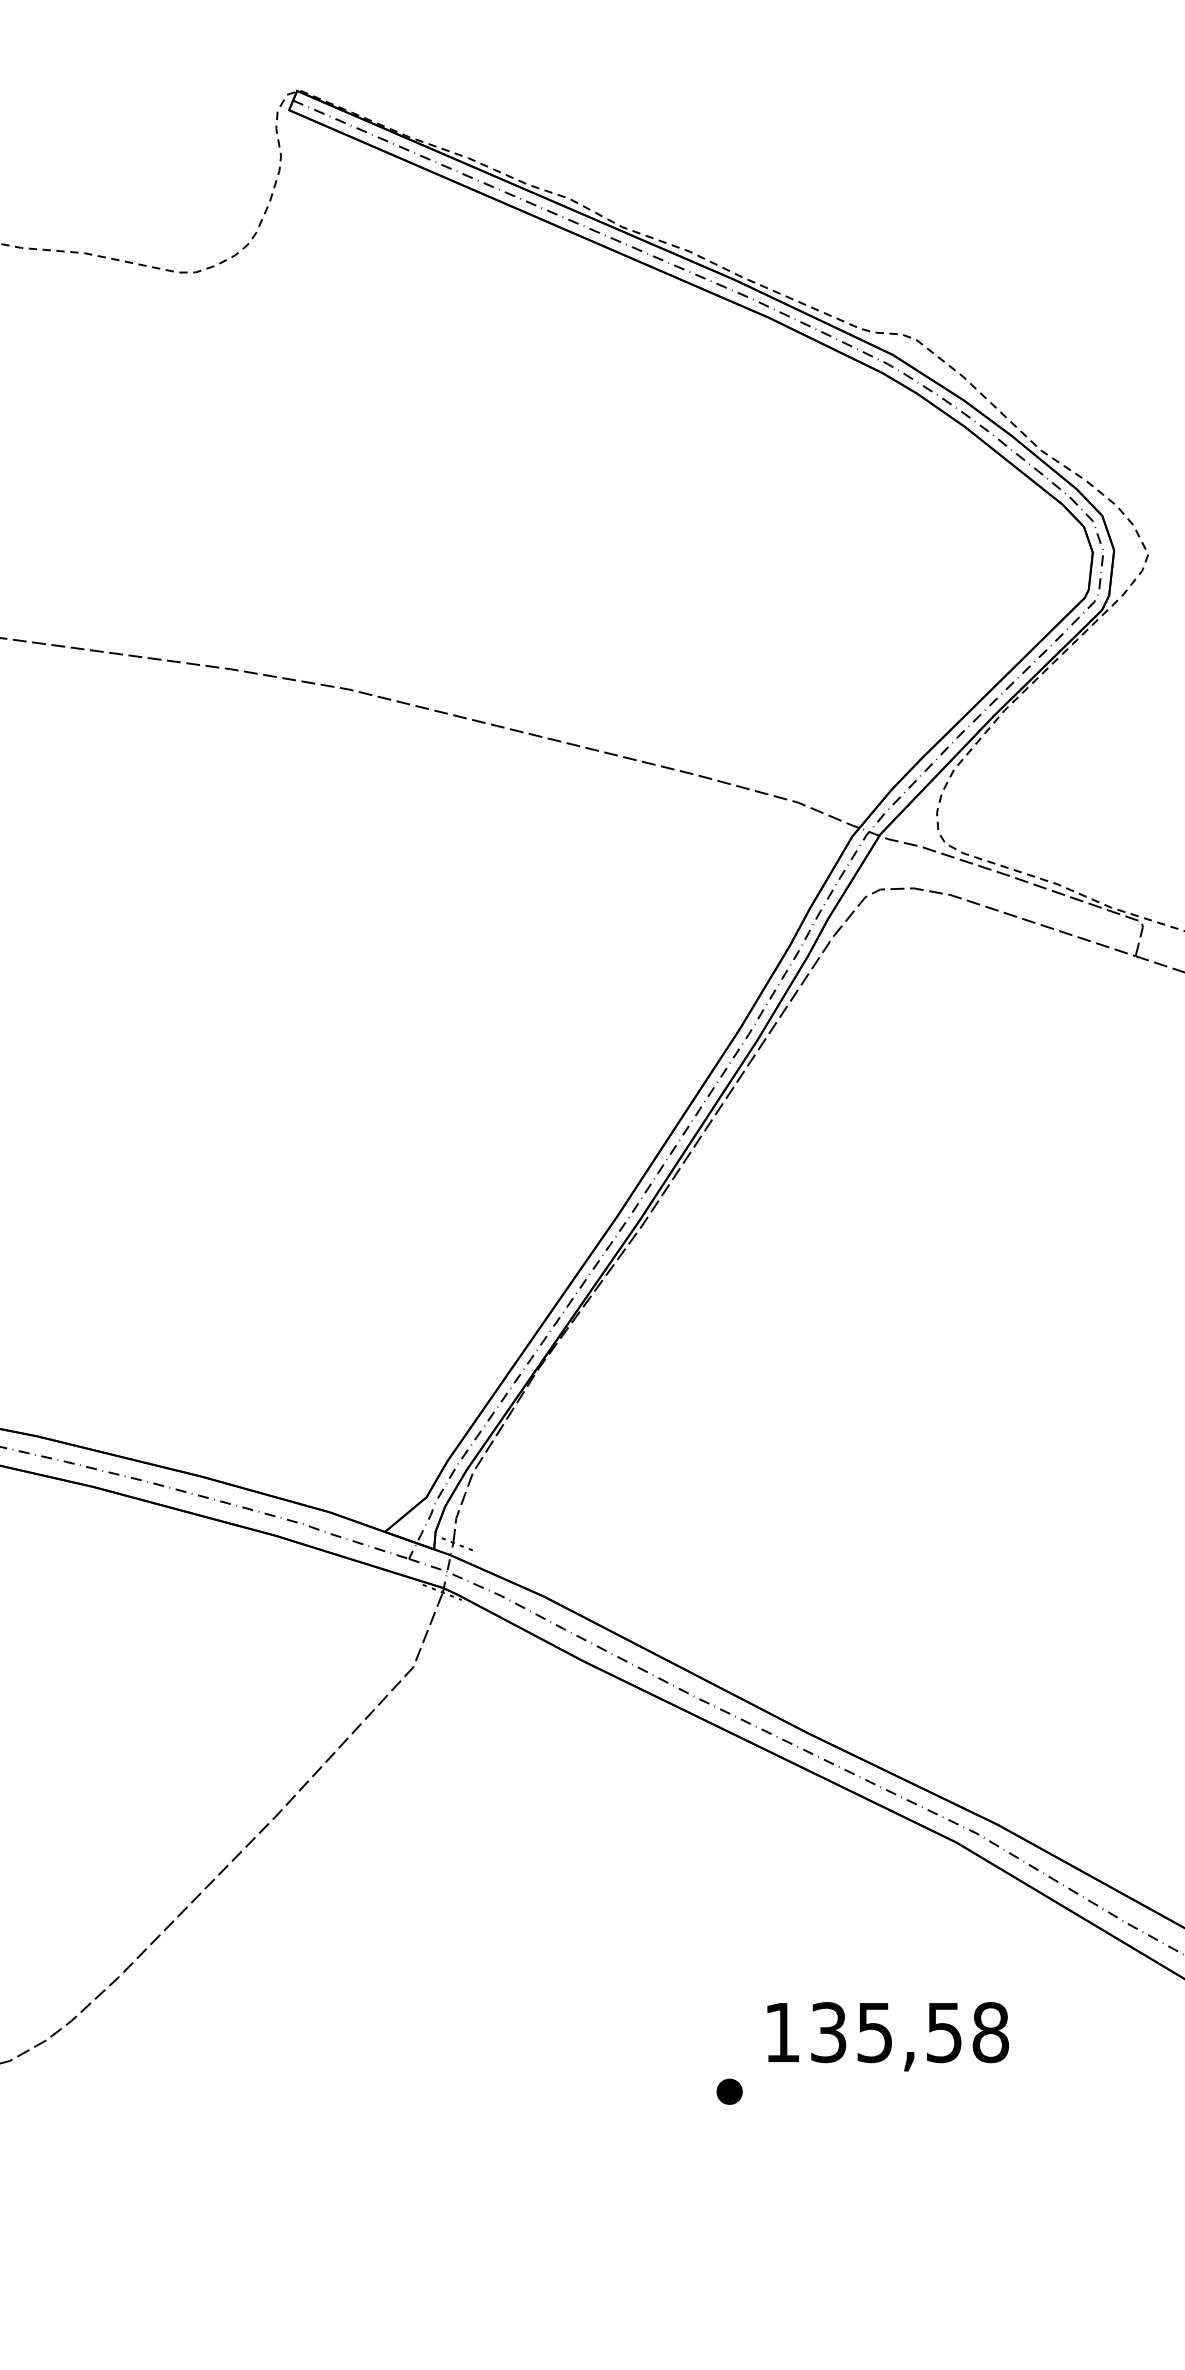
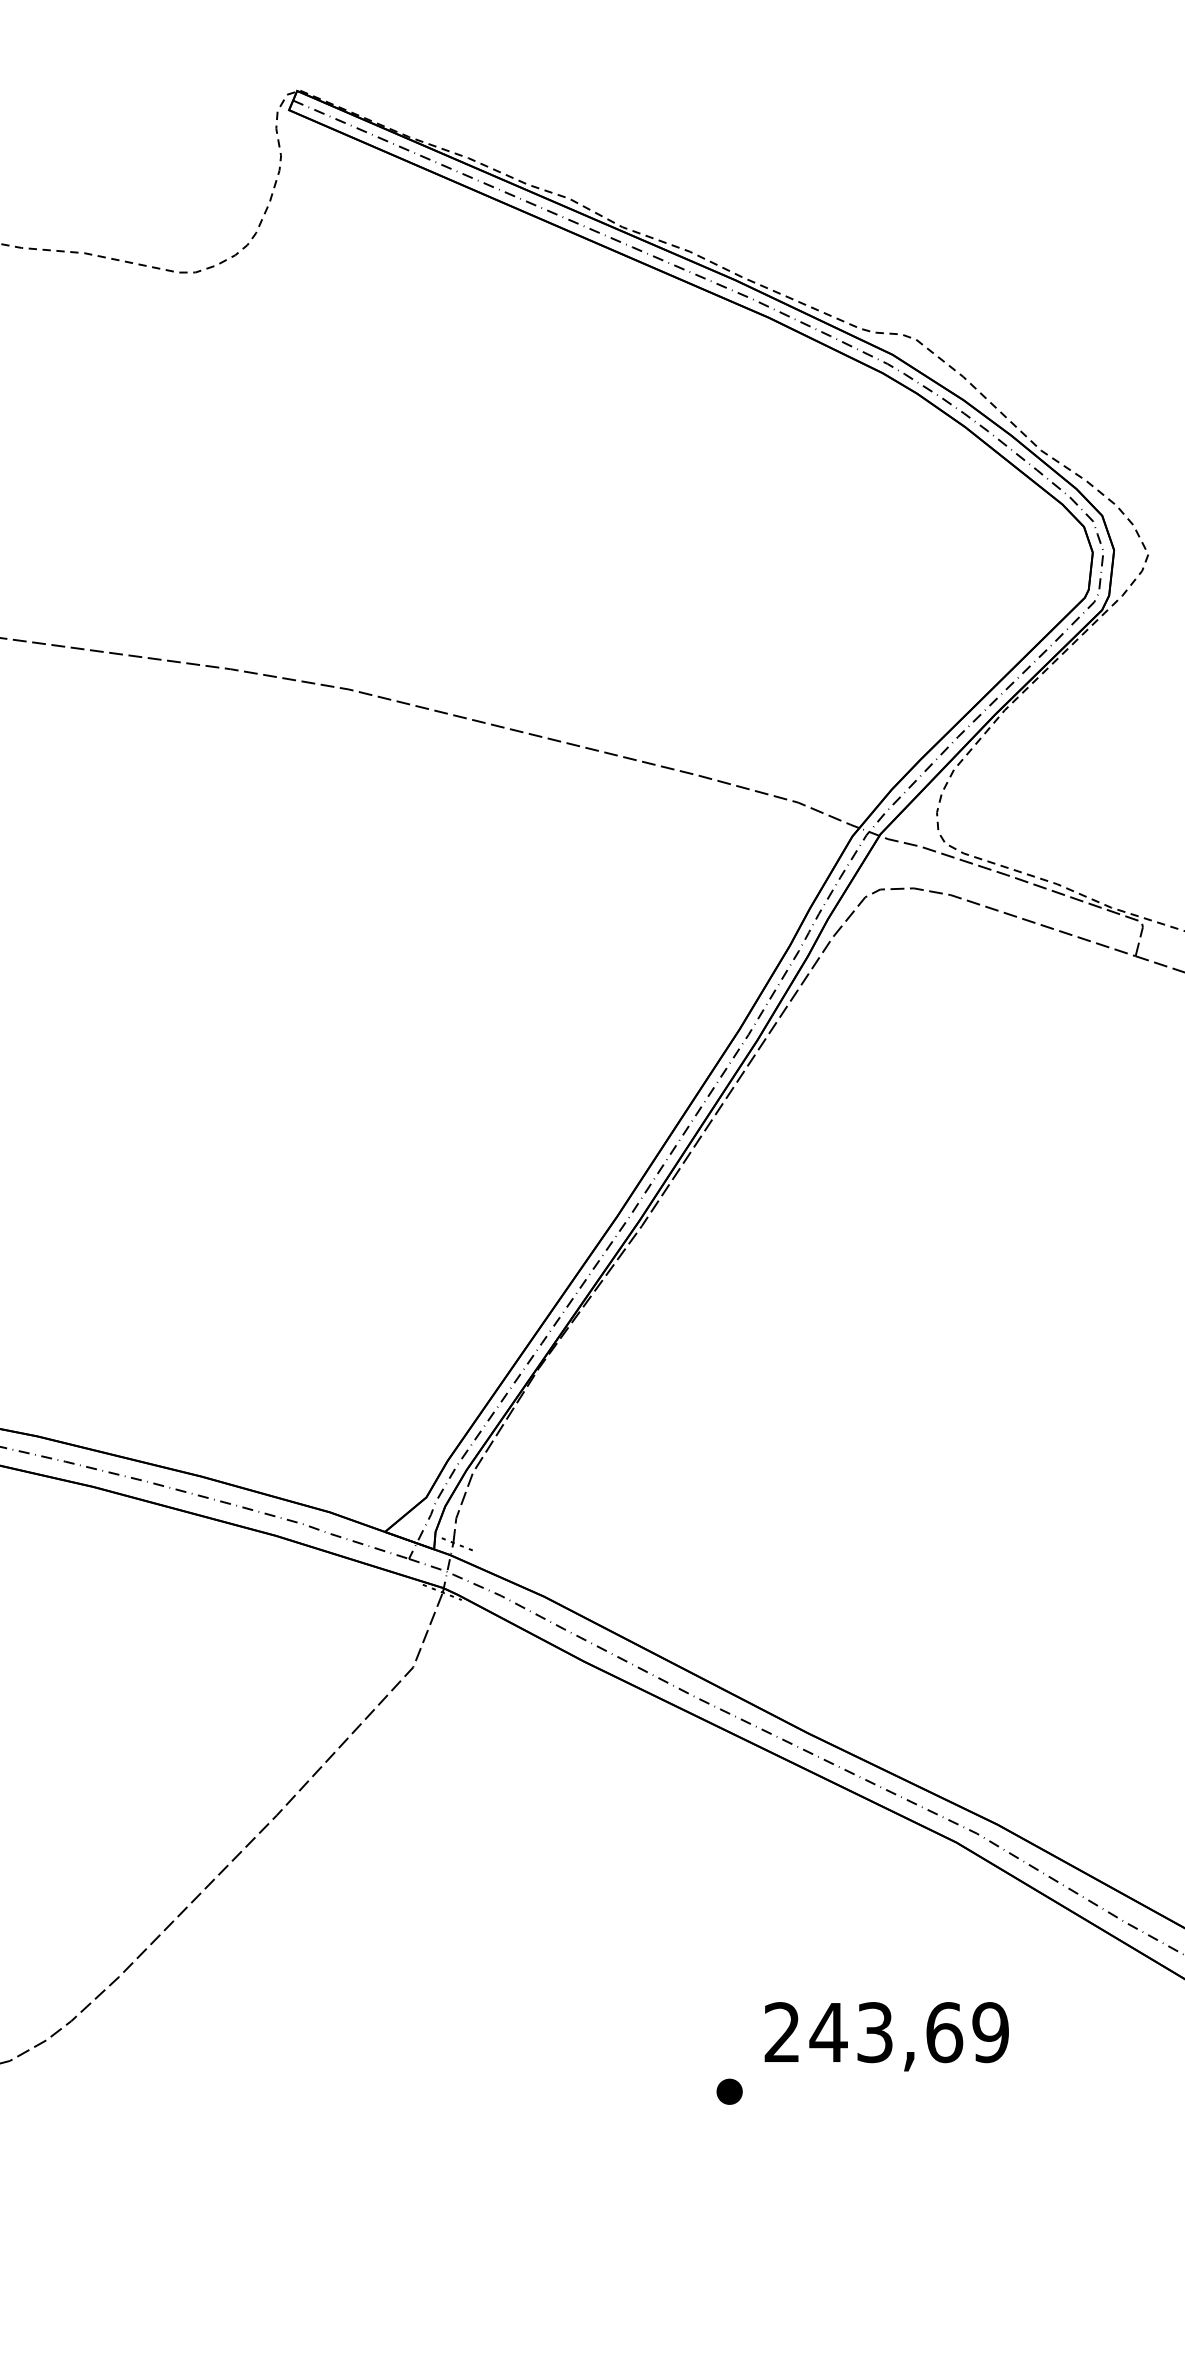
text: 135,58 -> 243,69 (886, 2032)
